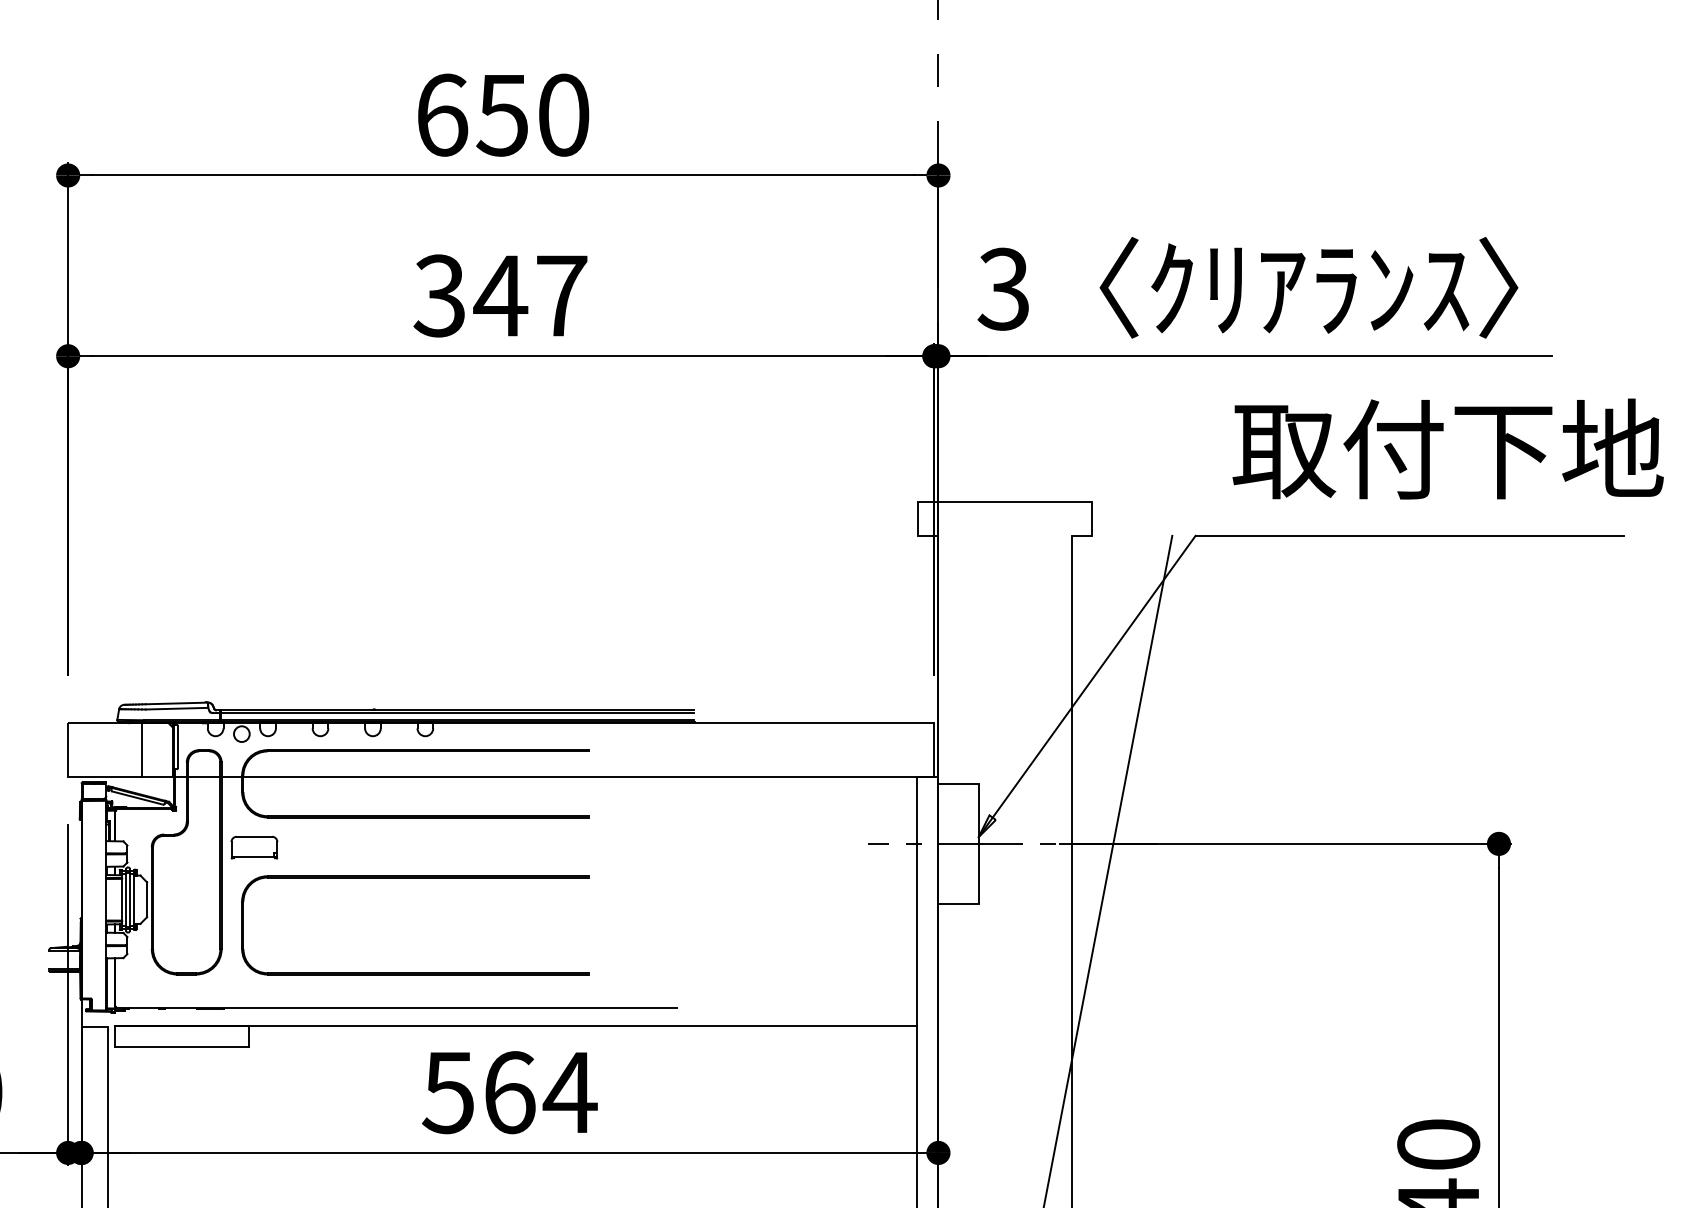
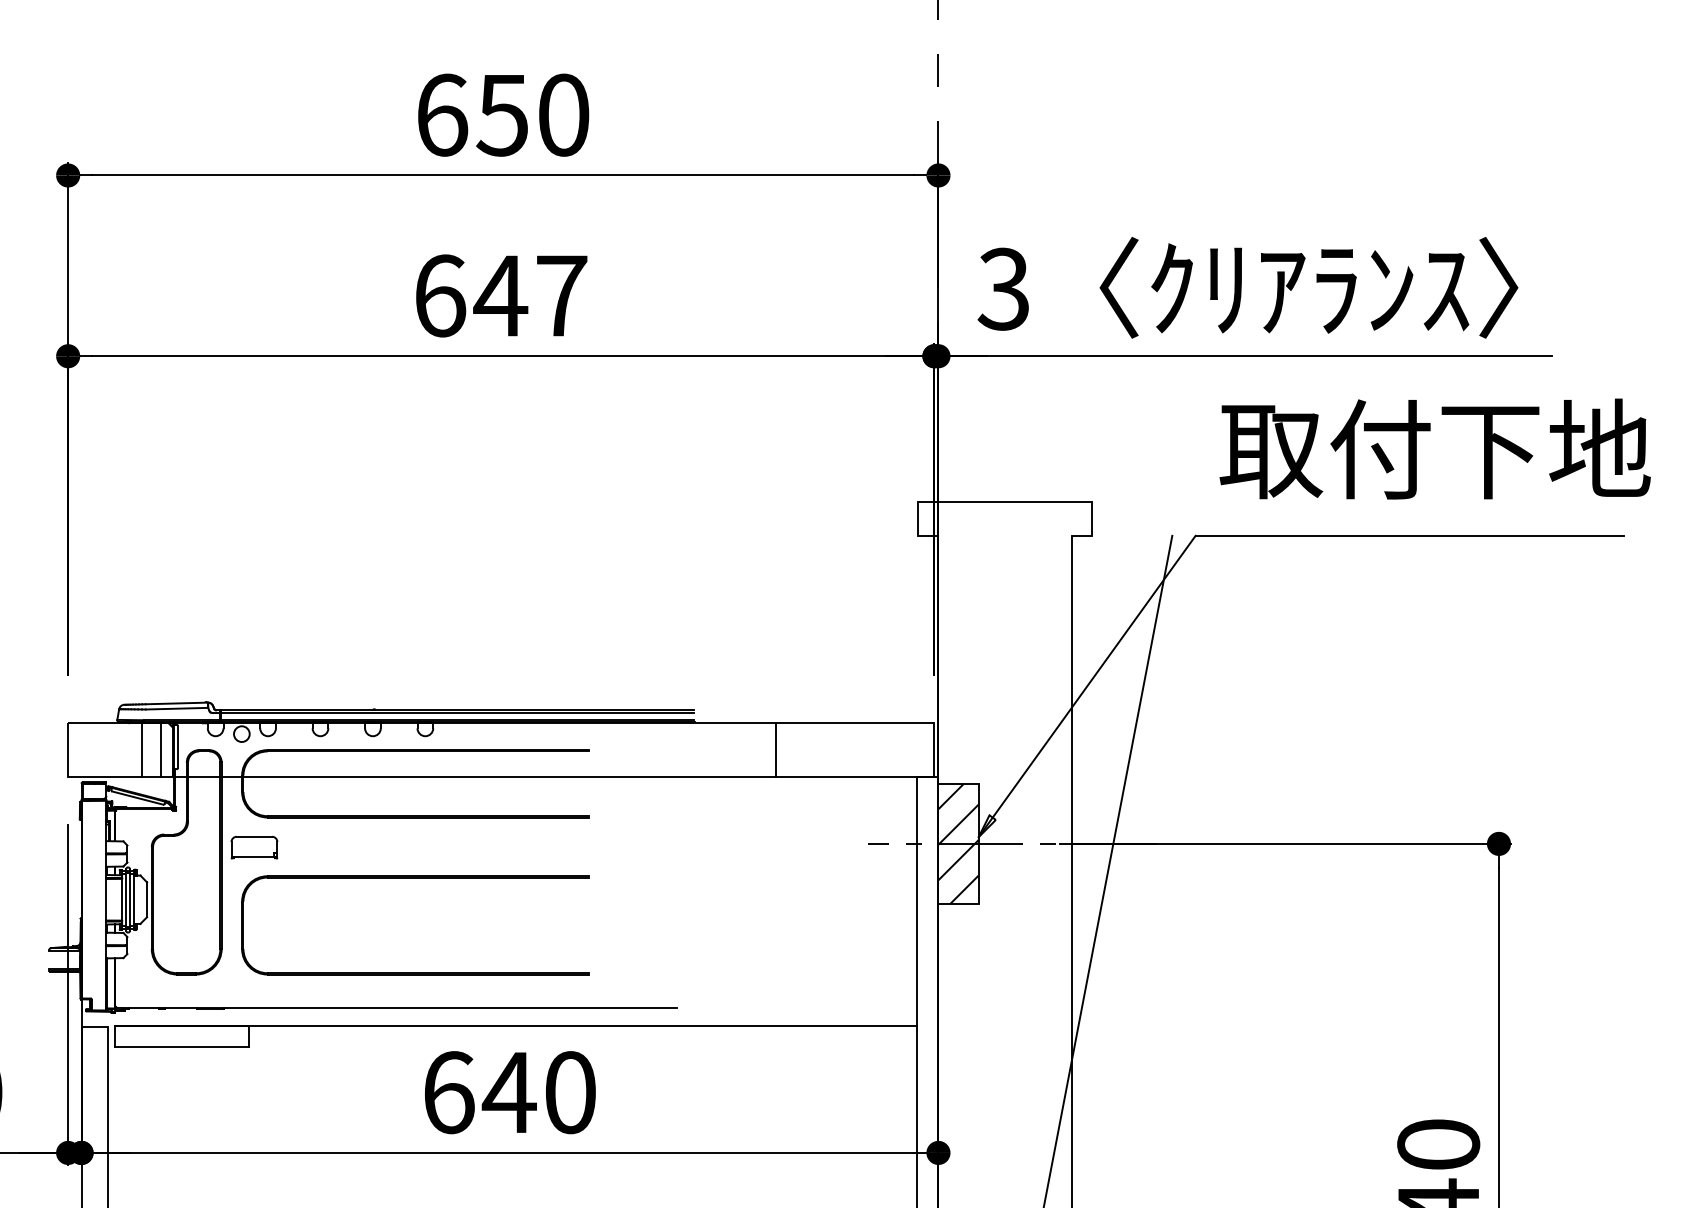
text: 347 -> 647 (439, 295)
text position: (1447, 448) -> (1434, 448) (1434, 448)
line: none -> present (160, 749)
line: none -> present (776, 749)
hatch: none -> present (958, 843)
text: 564 -> 640 (509, 1092)
